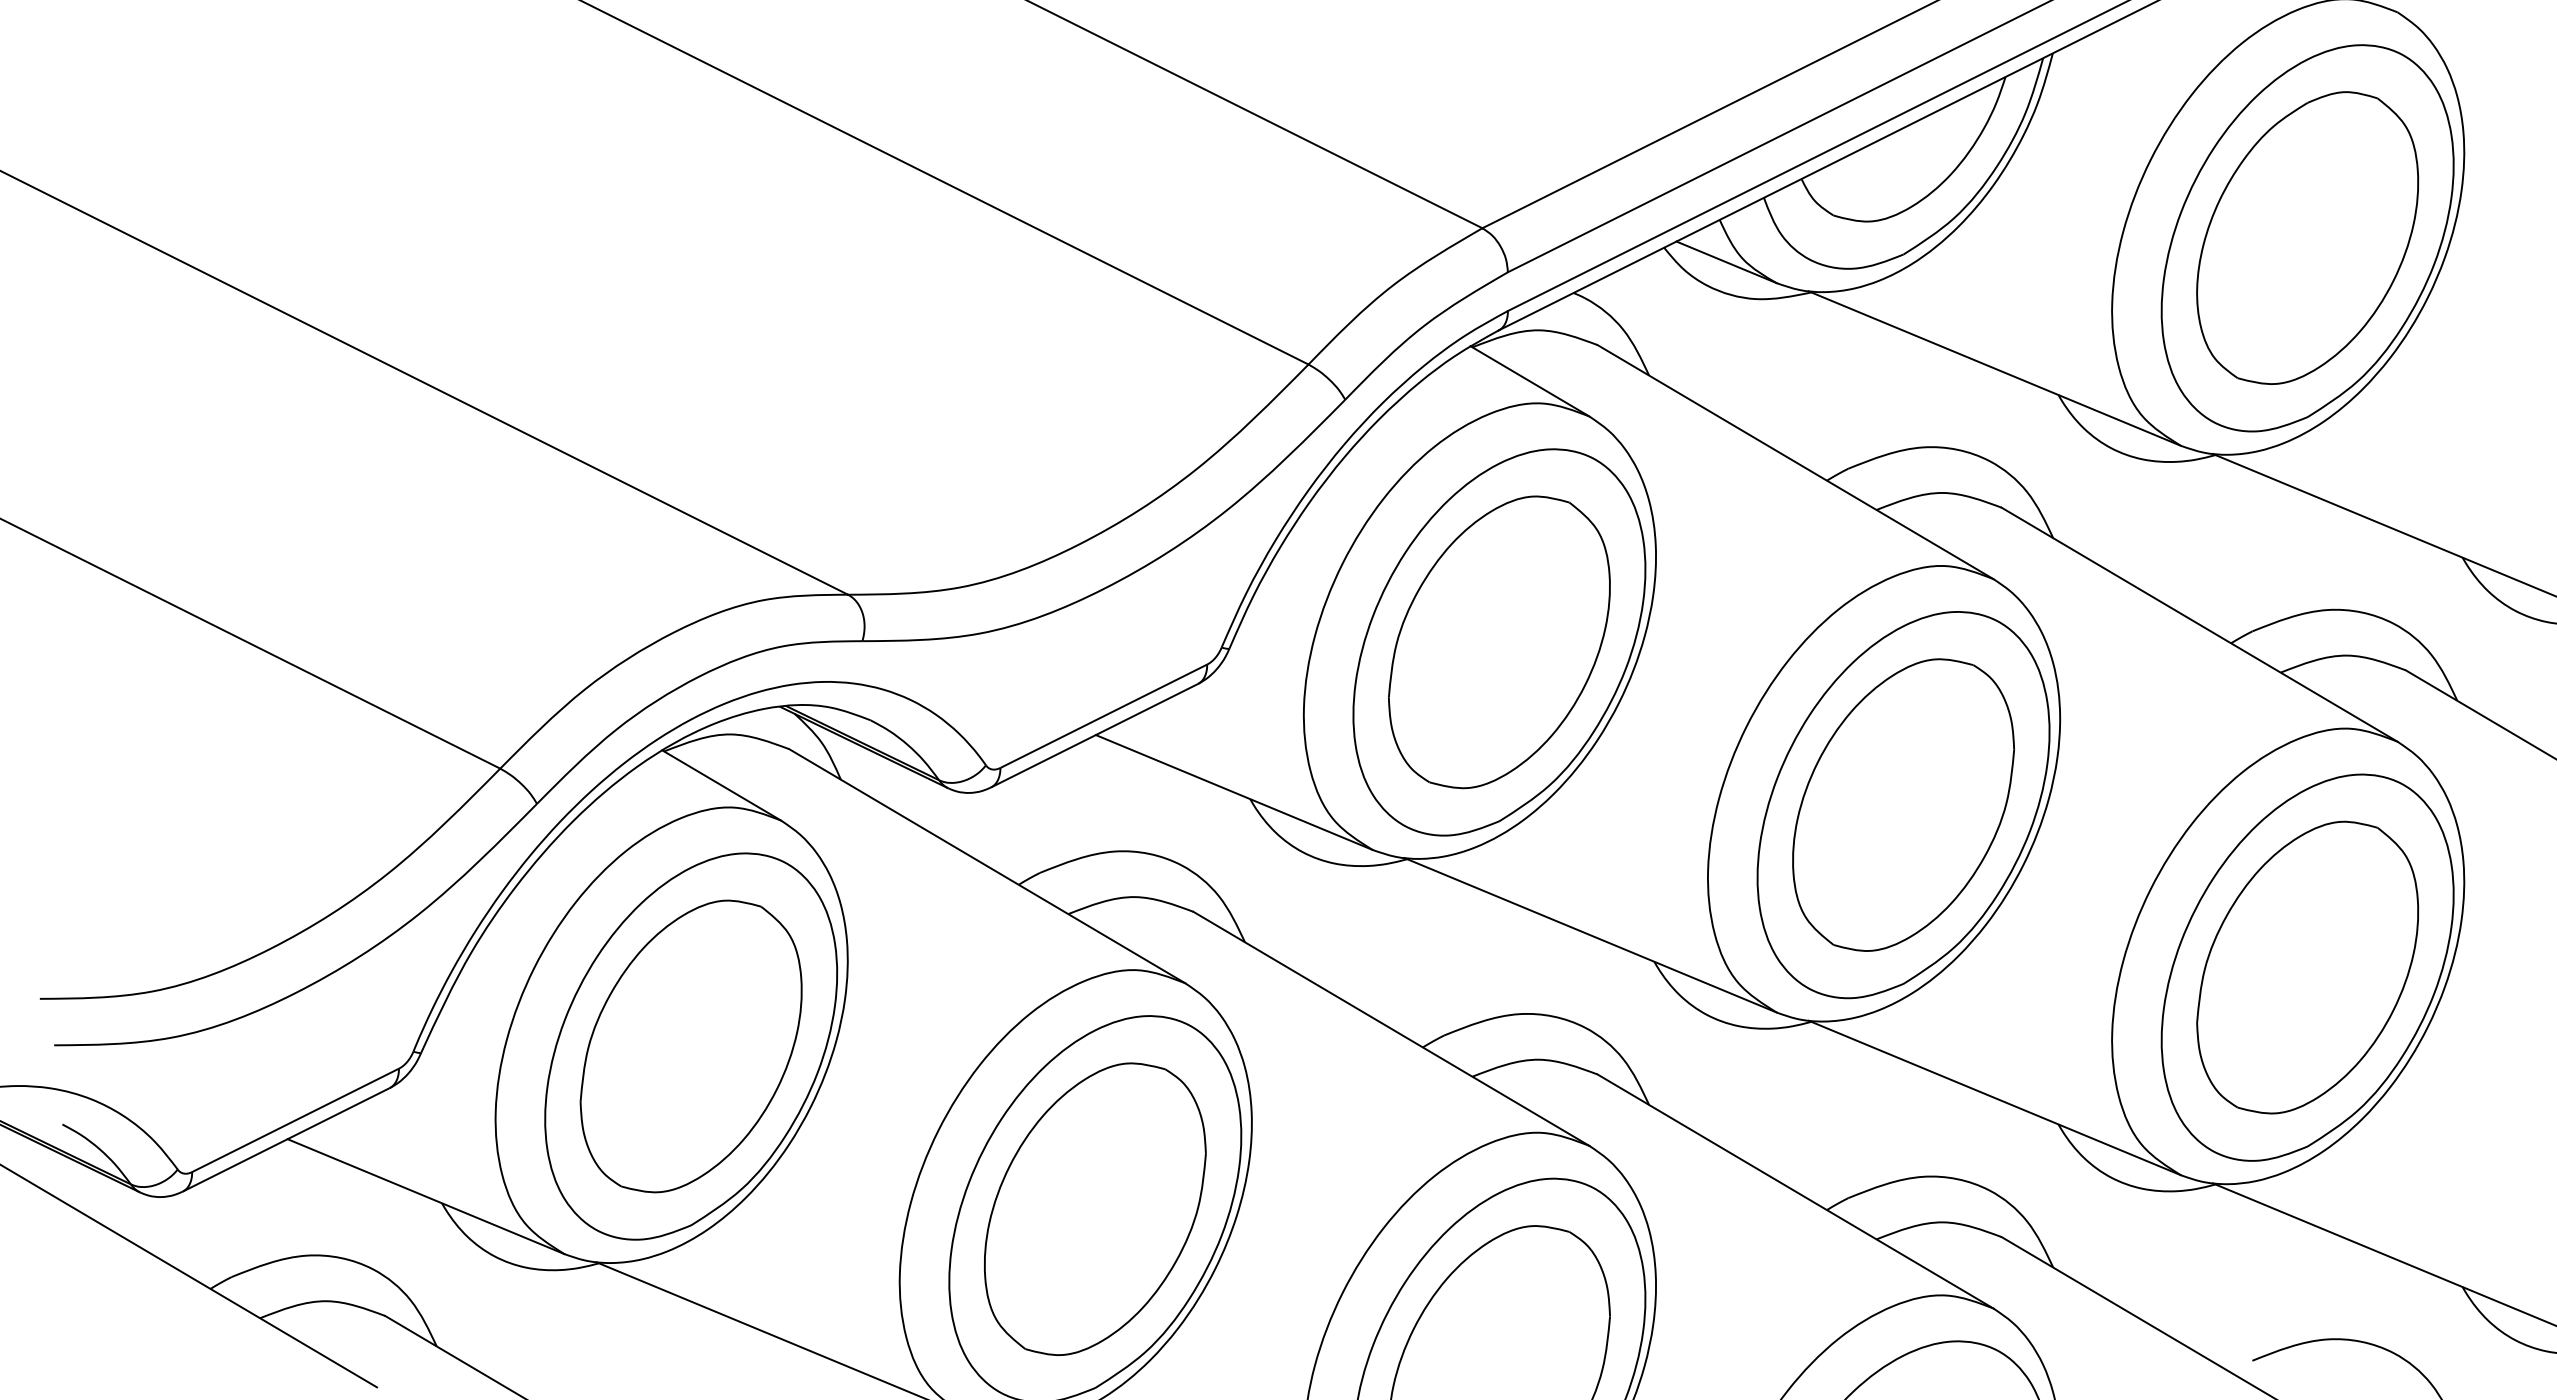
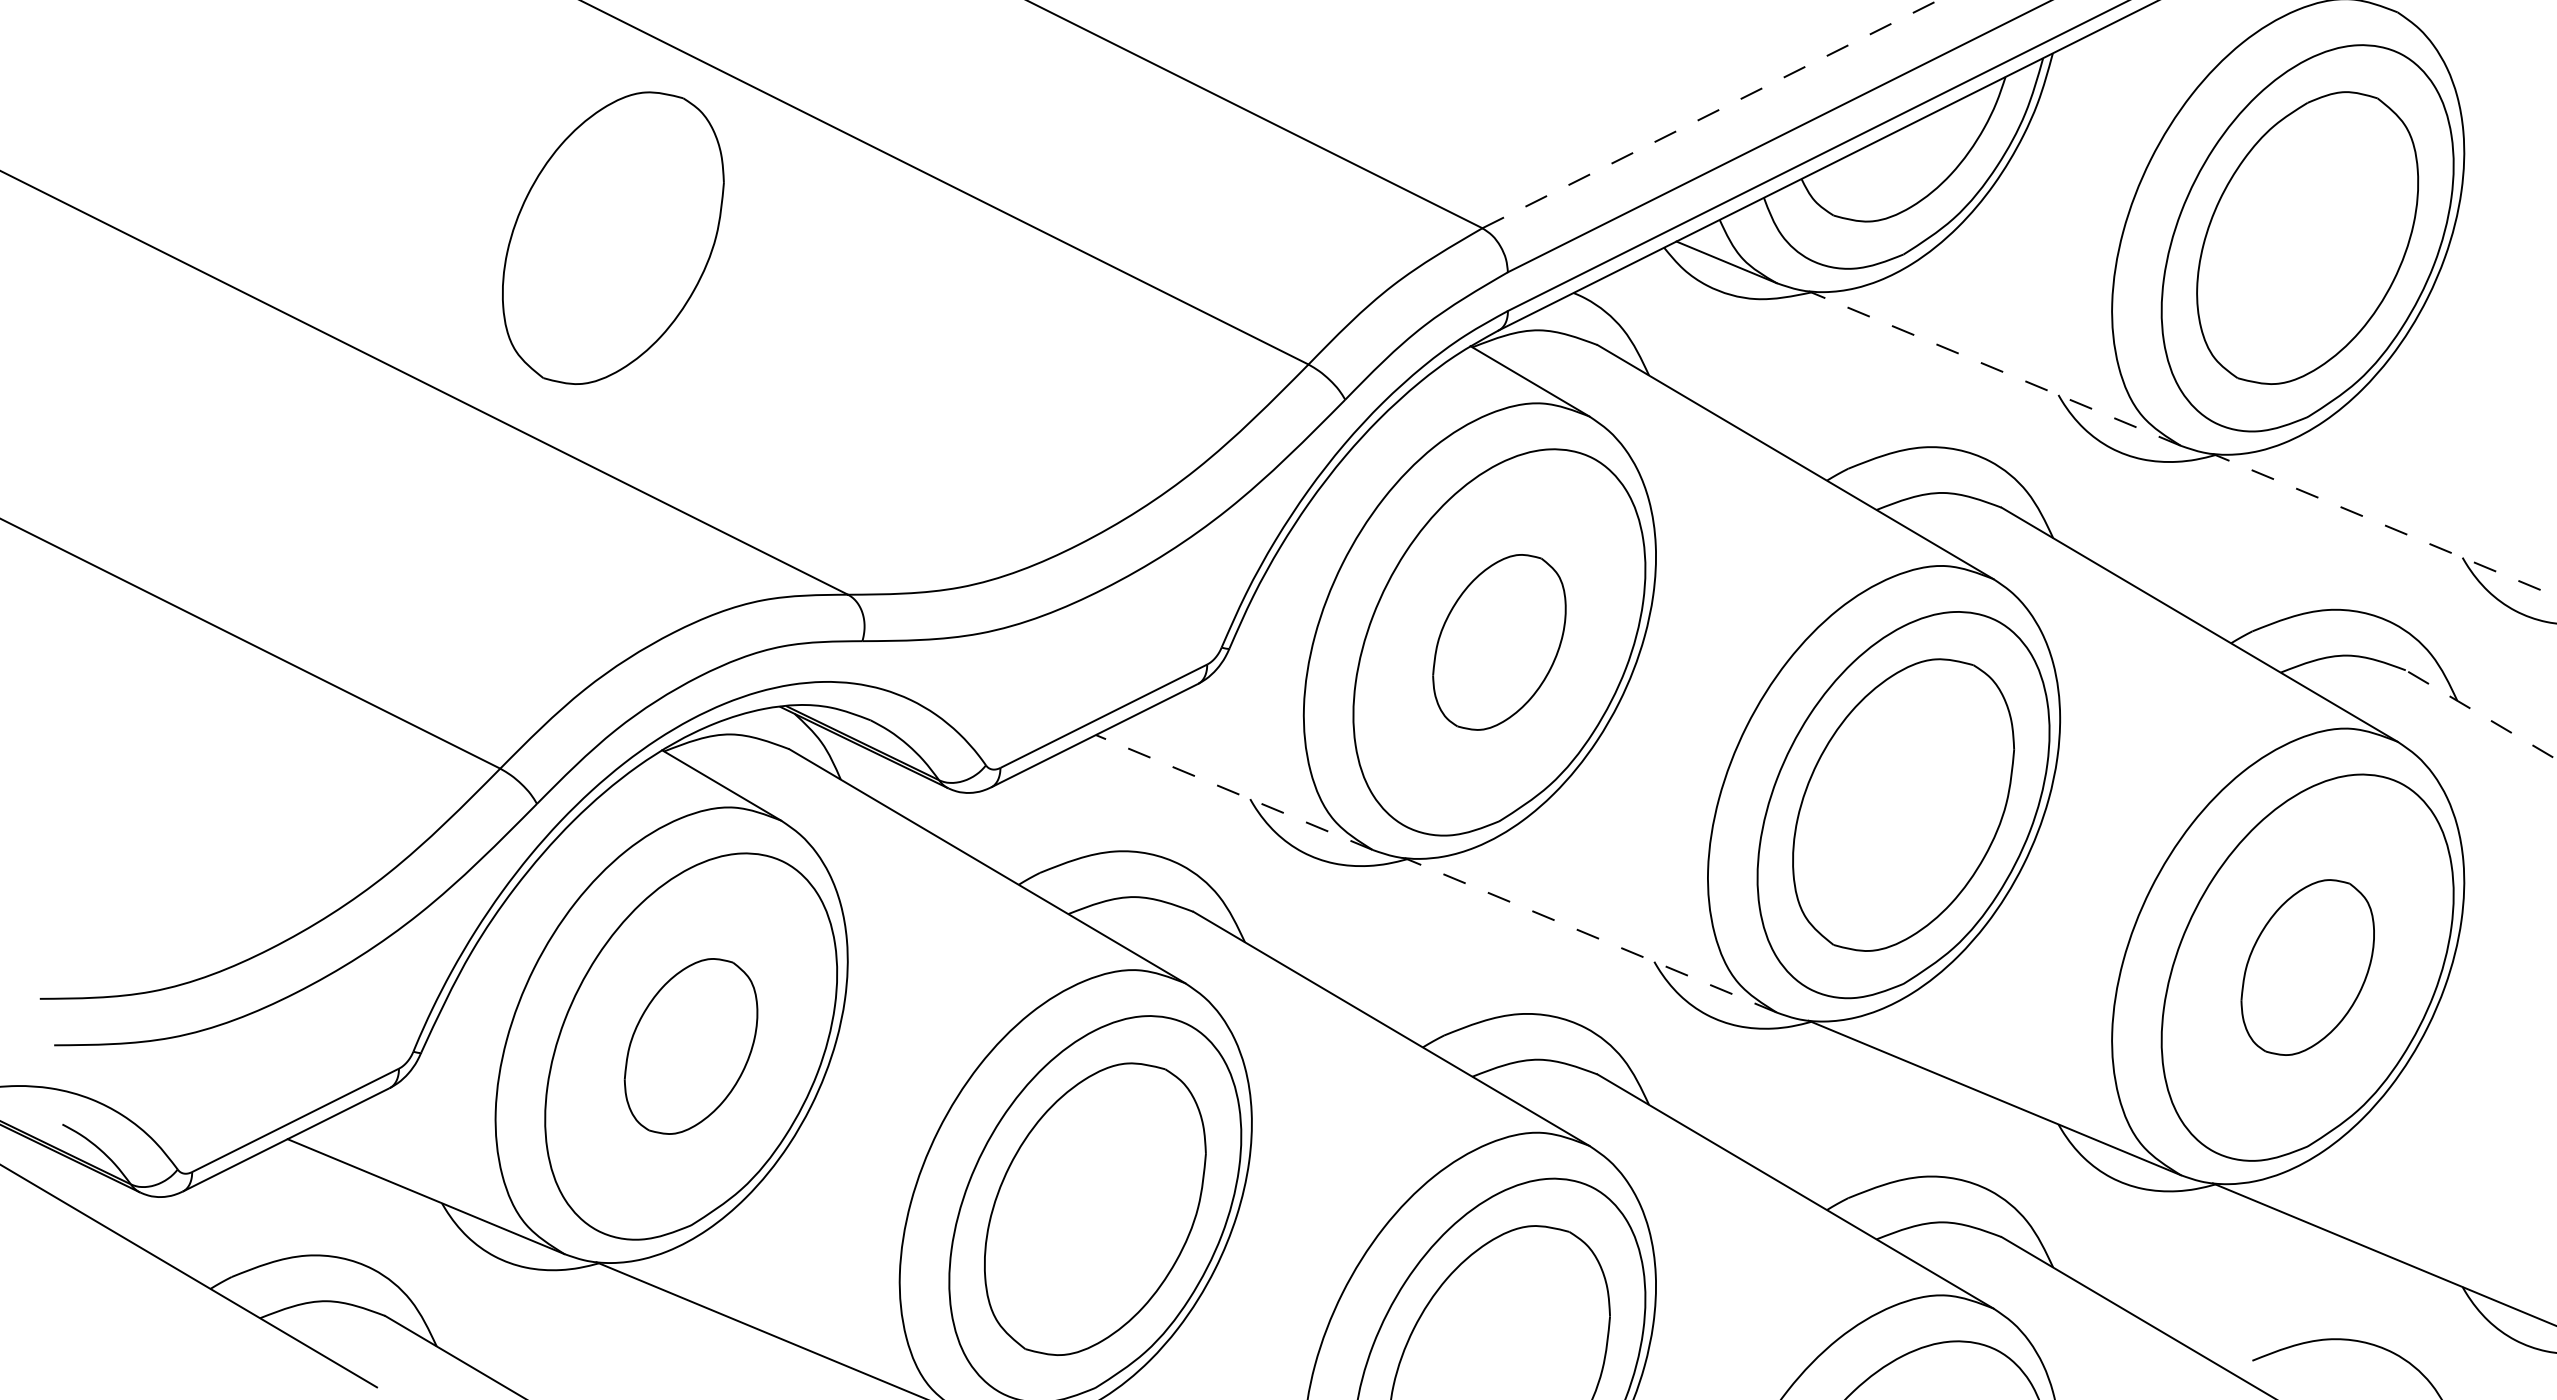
line: solid -> dashed (1710, 114)
part: none -> present (613, 237)
line: solid -> dashed (1994, 368)
line: solid -> dashed (2384, 525)
part size: 223x295 px -> 135x177 px (1499, 642)
line: solid -> dashed (2481, 715)
line: solid -> dashed (1234, 792)
line: solid -> dashed (1590, 935)
part size: 224x295 px -> 135x177 px (2307, 967)
part size: 224x295 px -> 136x177 px (690, 1046)
